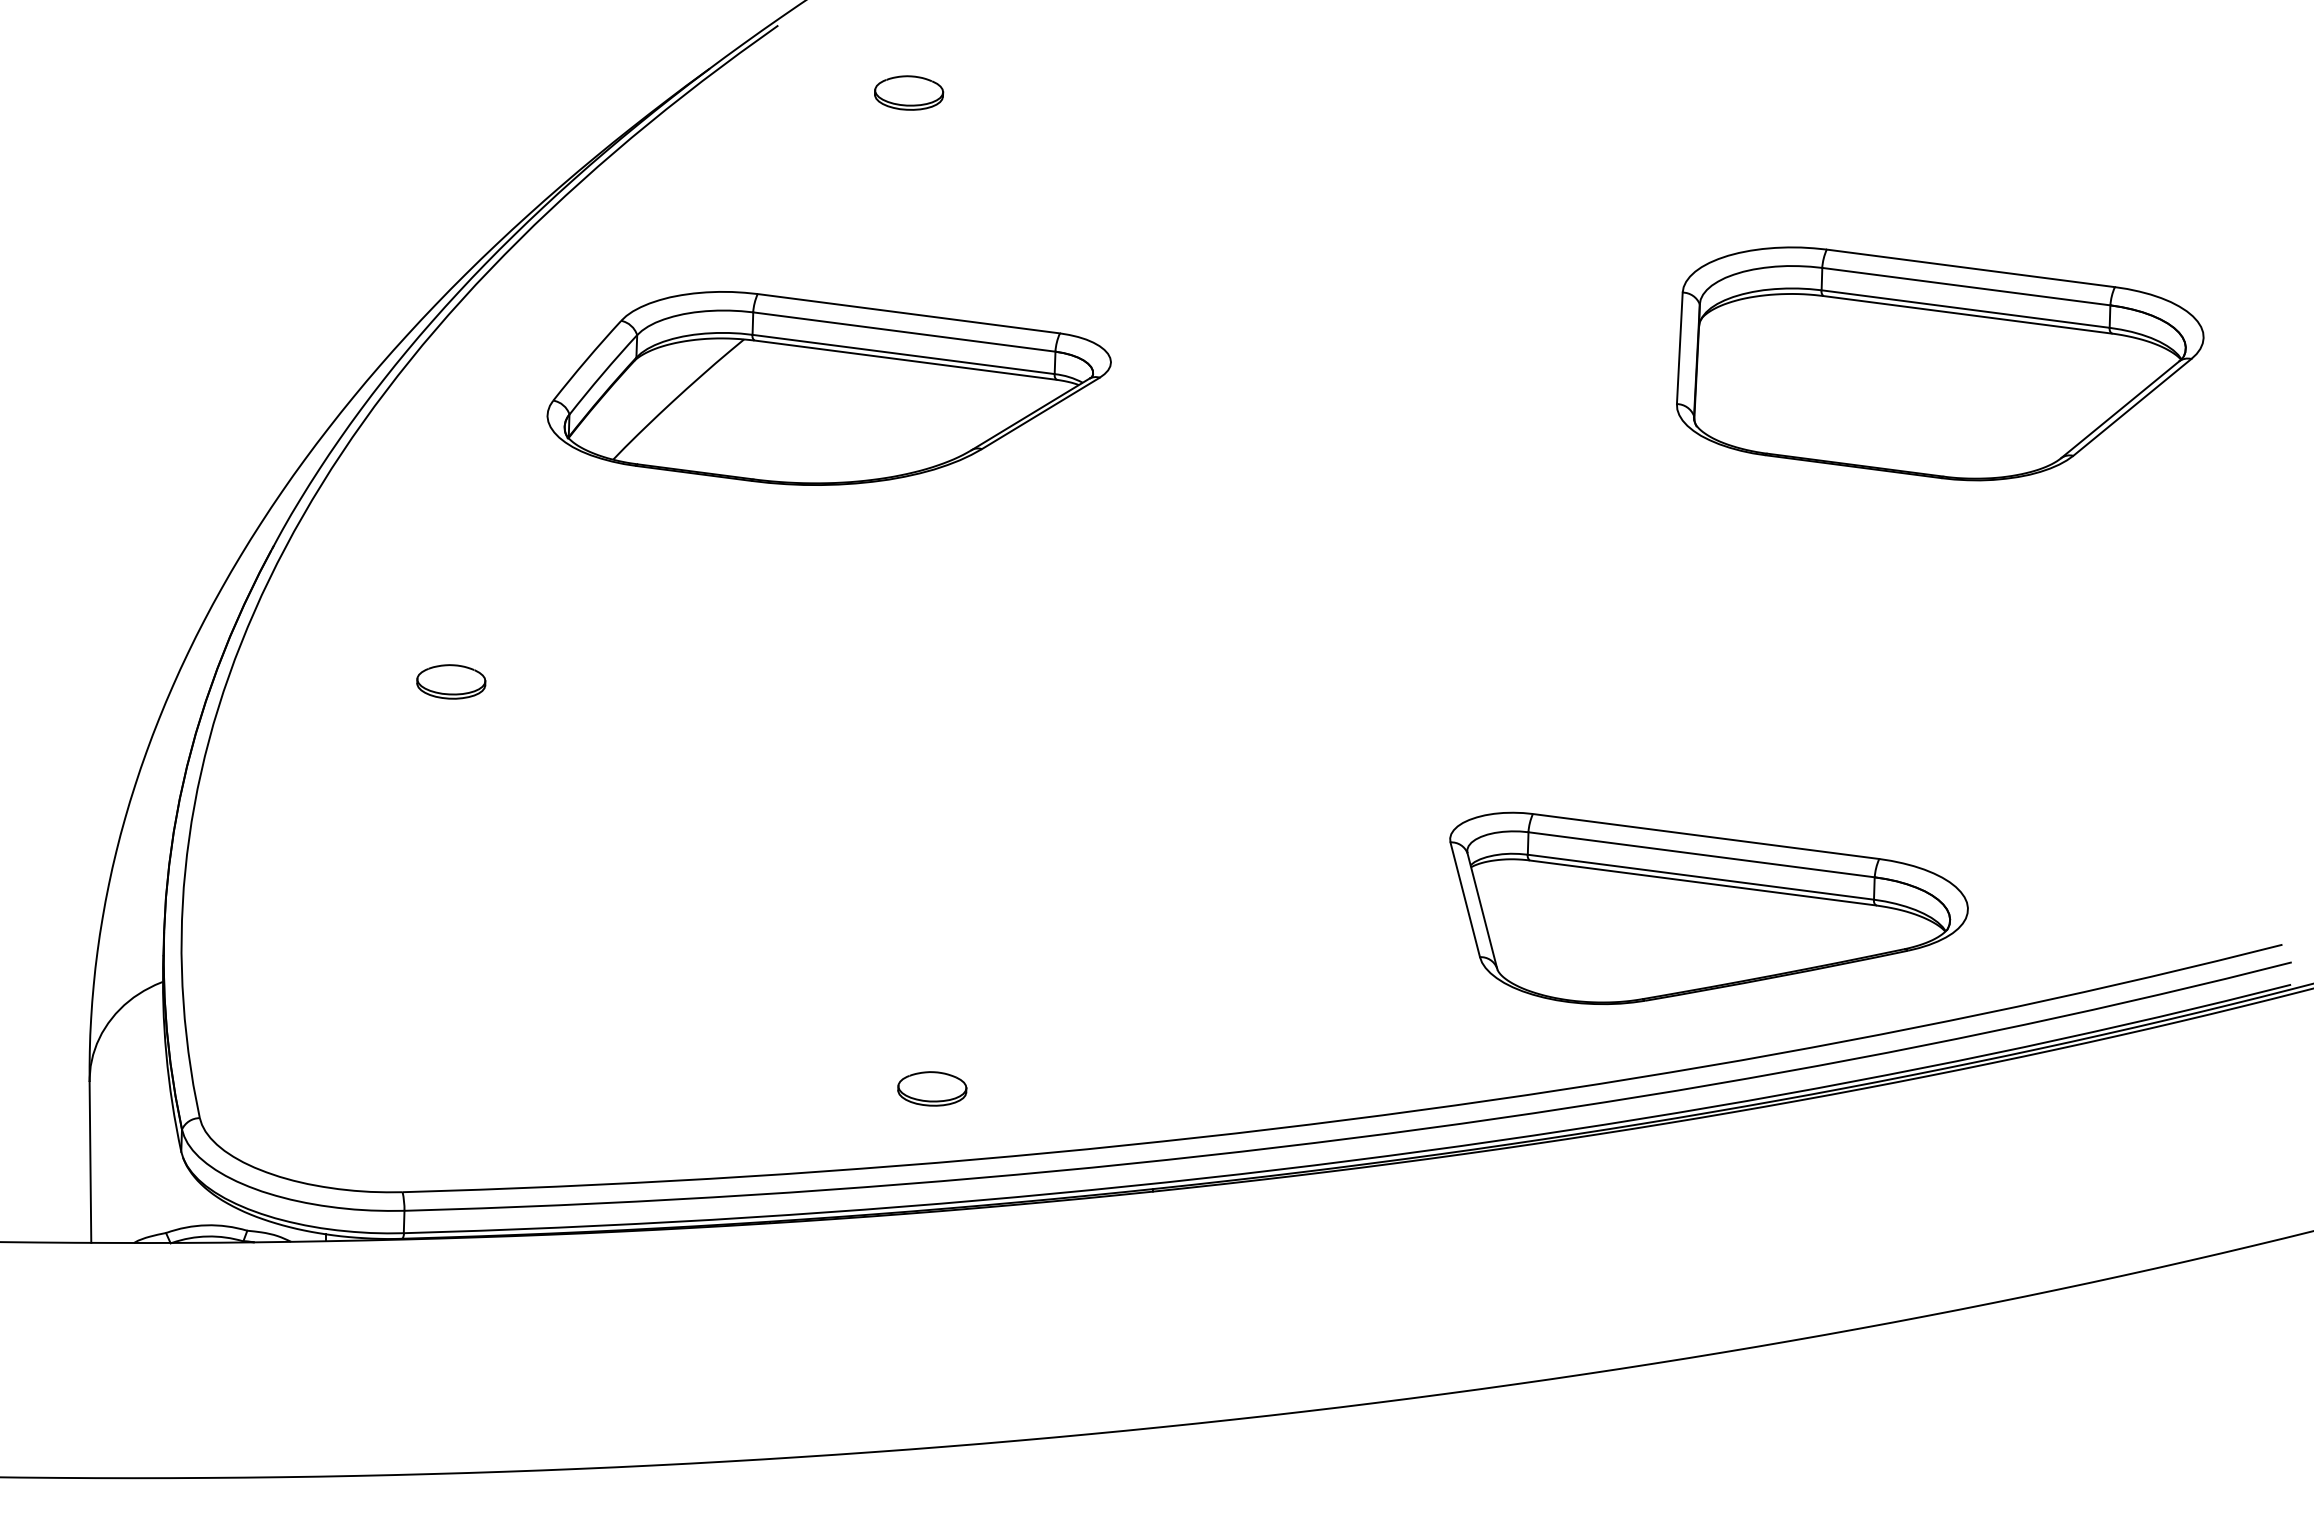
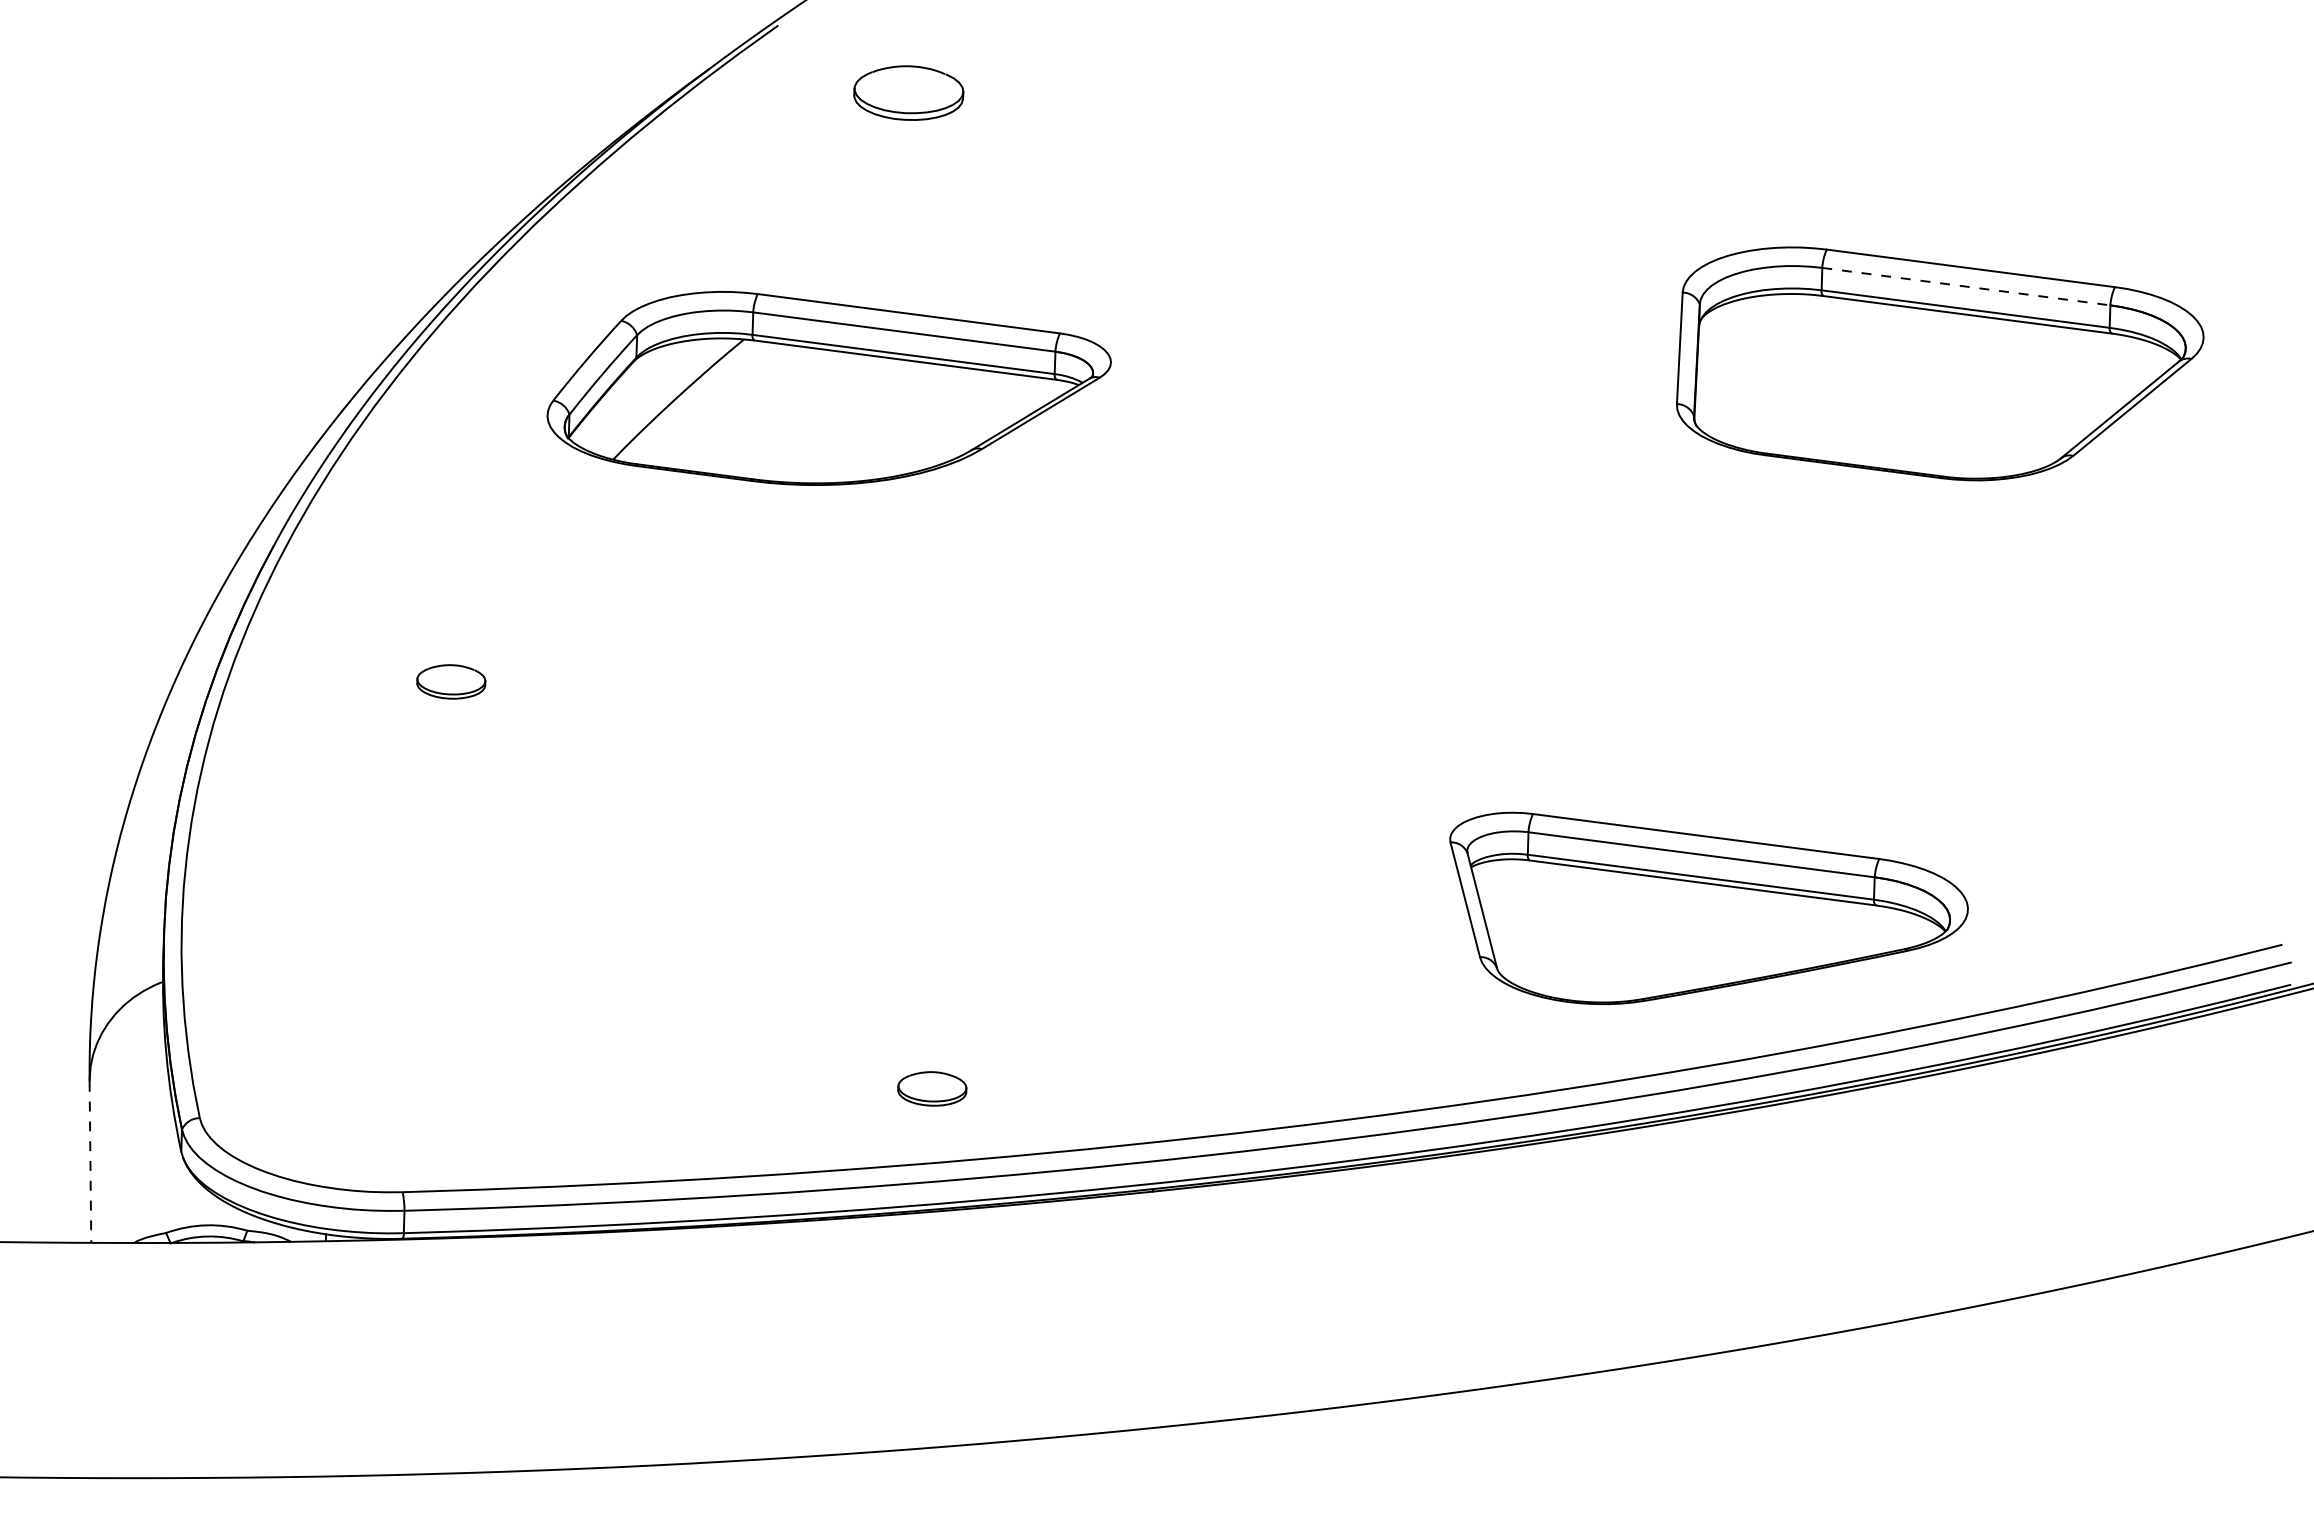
part size: 71x36 px -> 112x56 px (908, 92)
line: solid -> dashed (1966, 286)
line: solid -> dashed (90, 1162)
